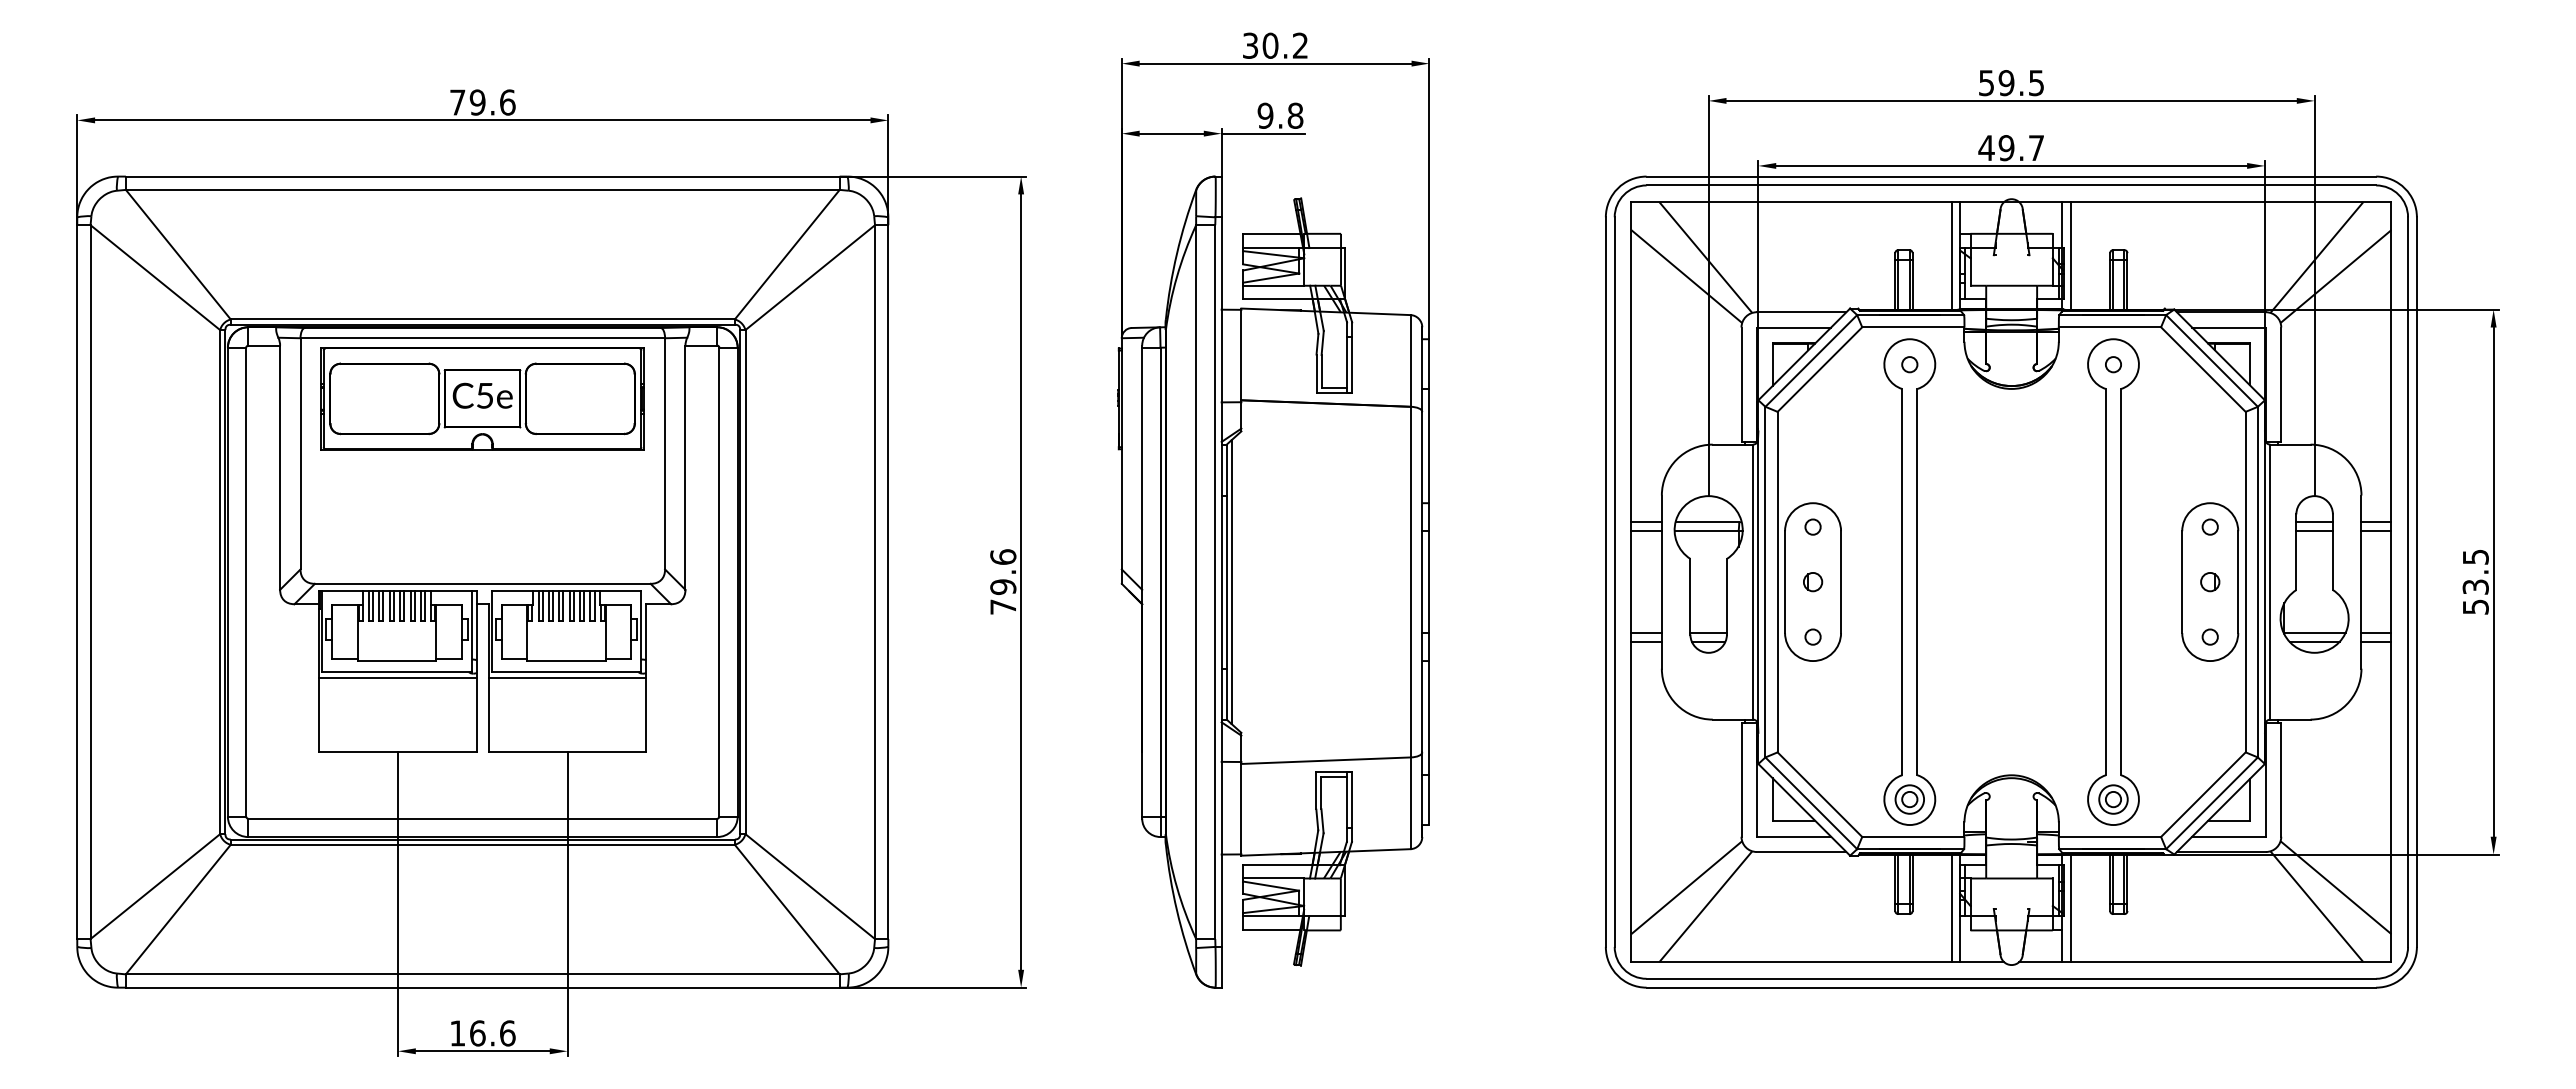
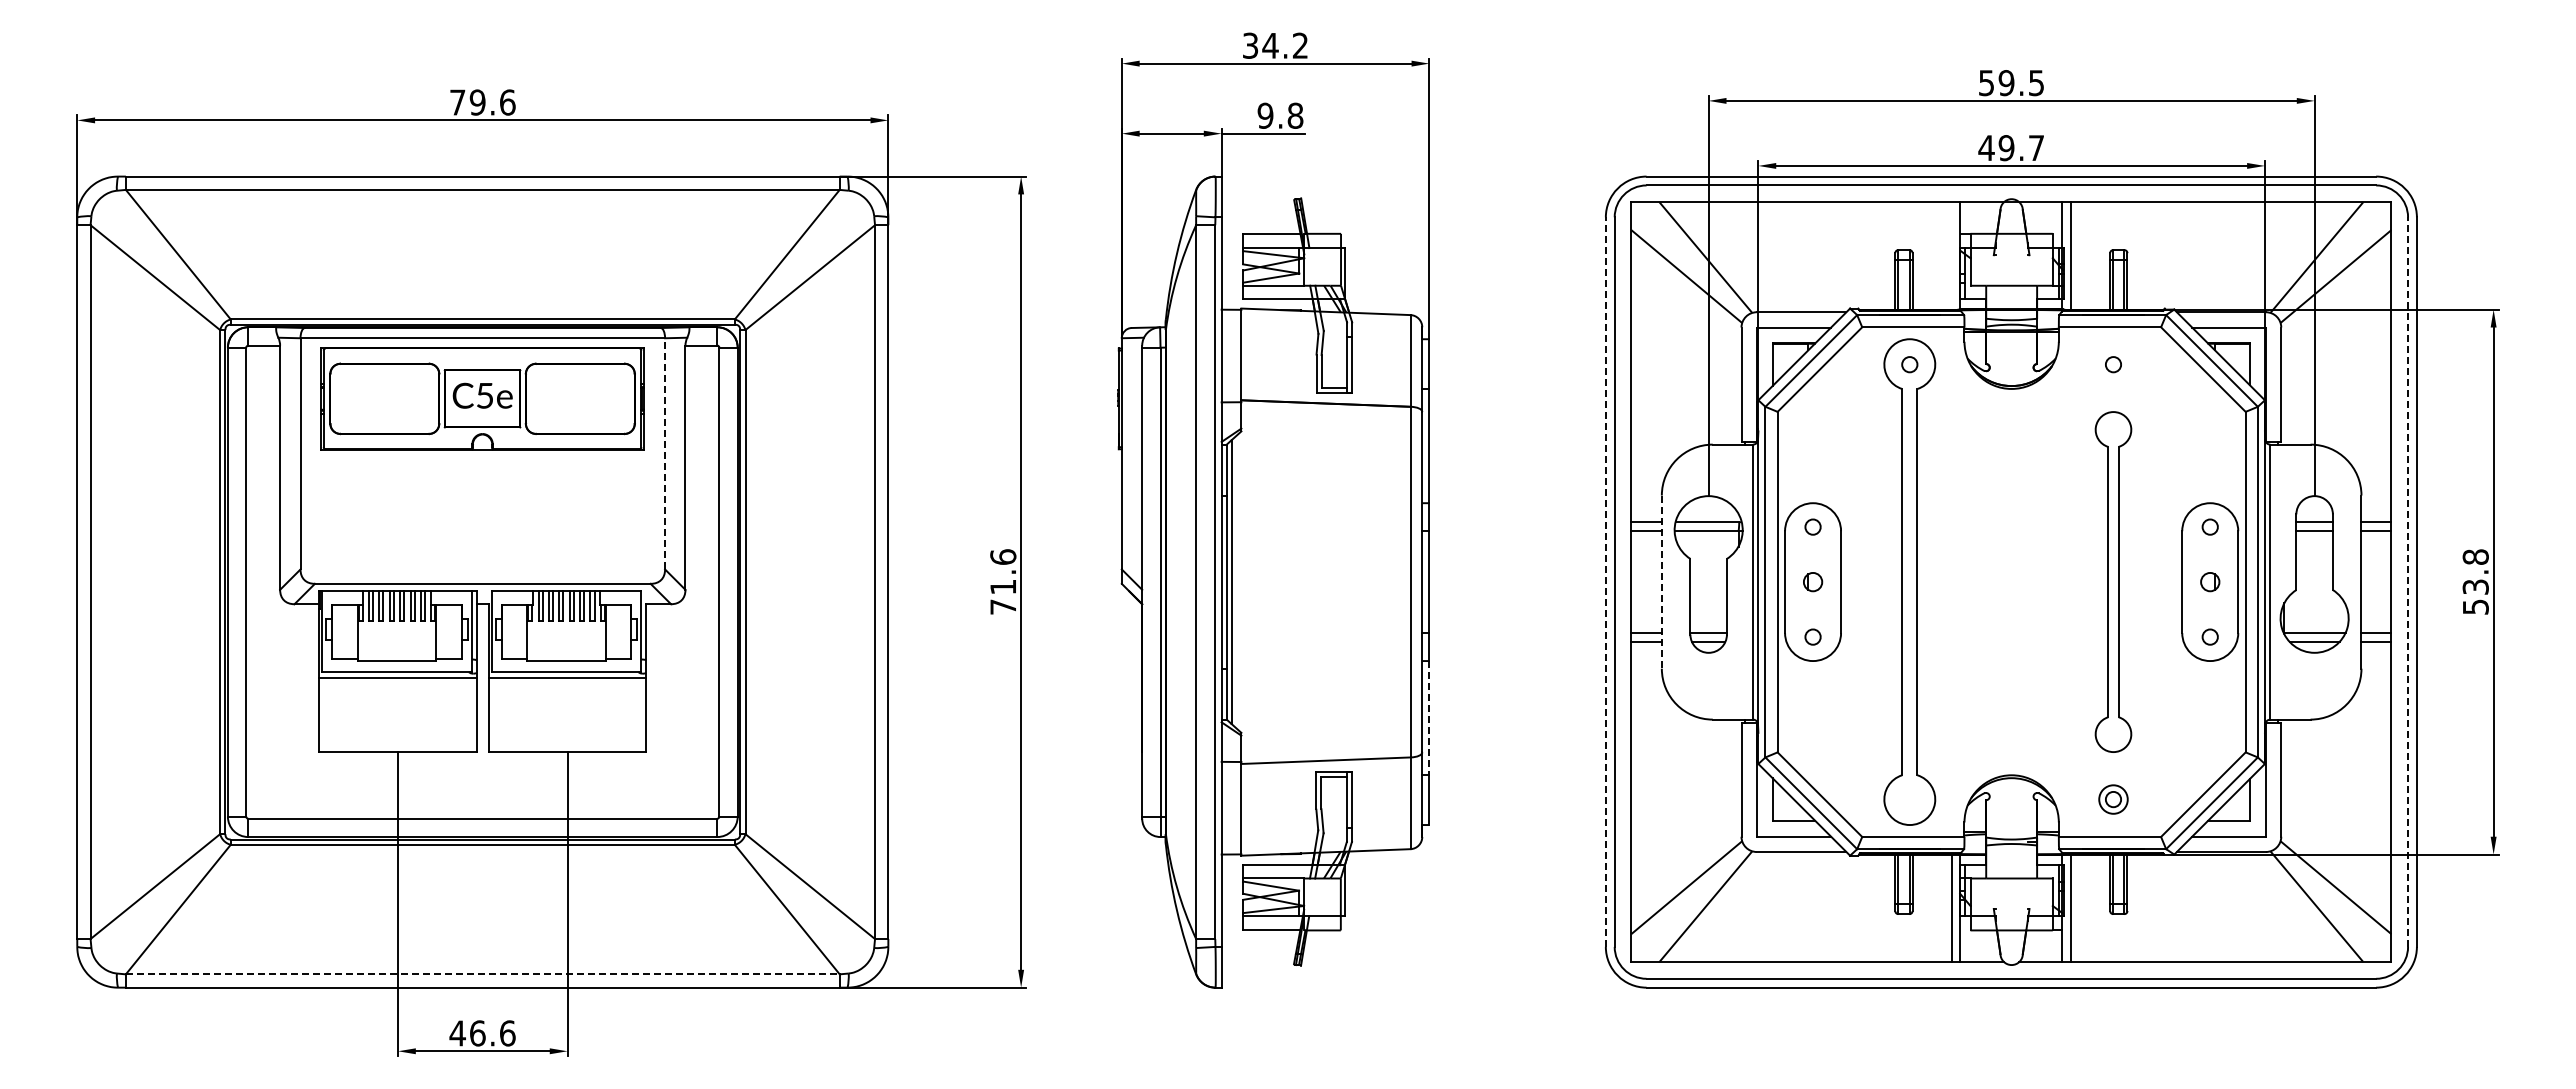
text: 30.2 -> 34.2 (1270, 45)
line: present -> none (1951, 255)
line: solid -> dashed (665, 453)
text: 53.5 -> 53.8 (2475, 556)
part size: 53x488 px -> 39x342 px (2113, 581)
line: solid -> dashed (1605, 582)
line: solid -> dashed (1661, 582)
line: solid -> dashed (2408, 582)
text: 79.6 -> 71.6 (1003, 587)
line: solid -> dashed (1429, 718)
part: present -> none (1909, 799)
line: solid -> dashed (482, 974)
text: 16.6 -> 46.6 (457, 1033)
